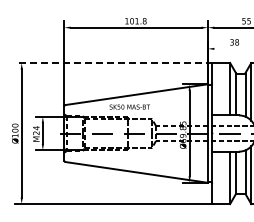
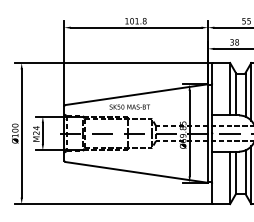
line: none -> present (232, 48)
line: dashed -> solid (113, 63)
